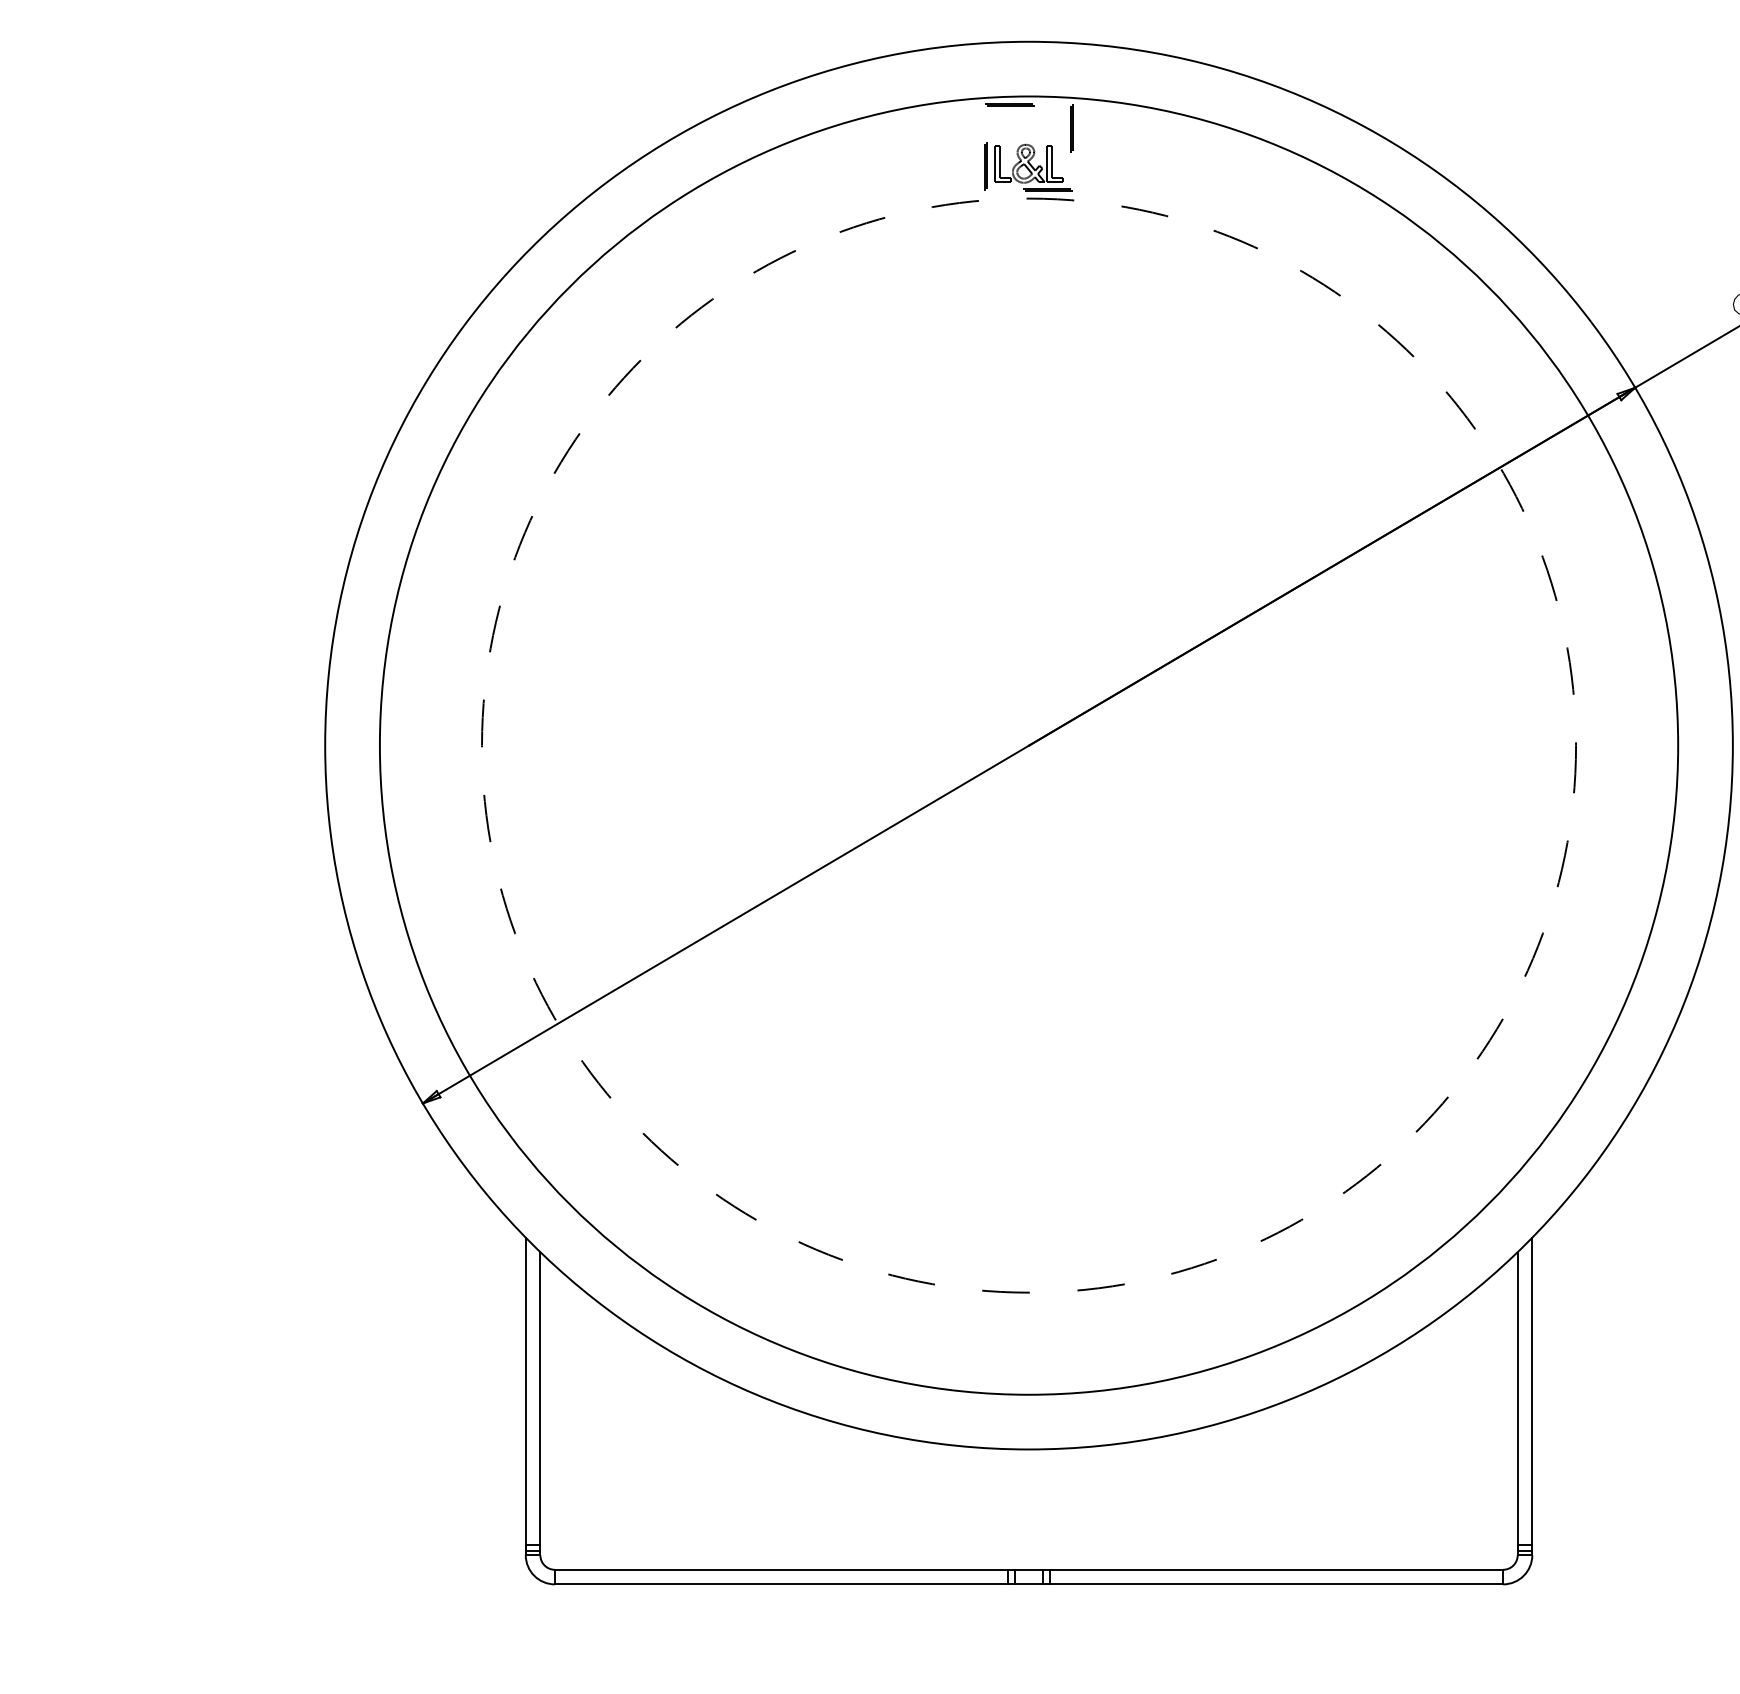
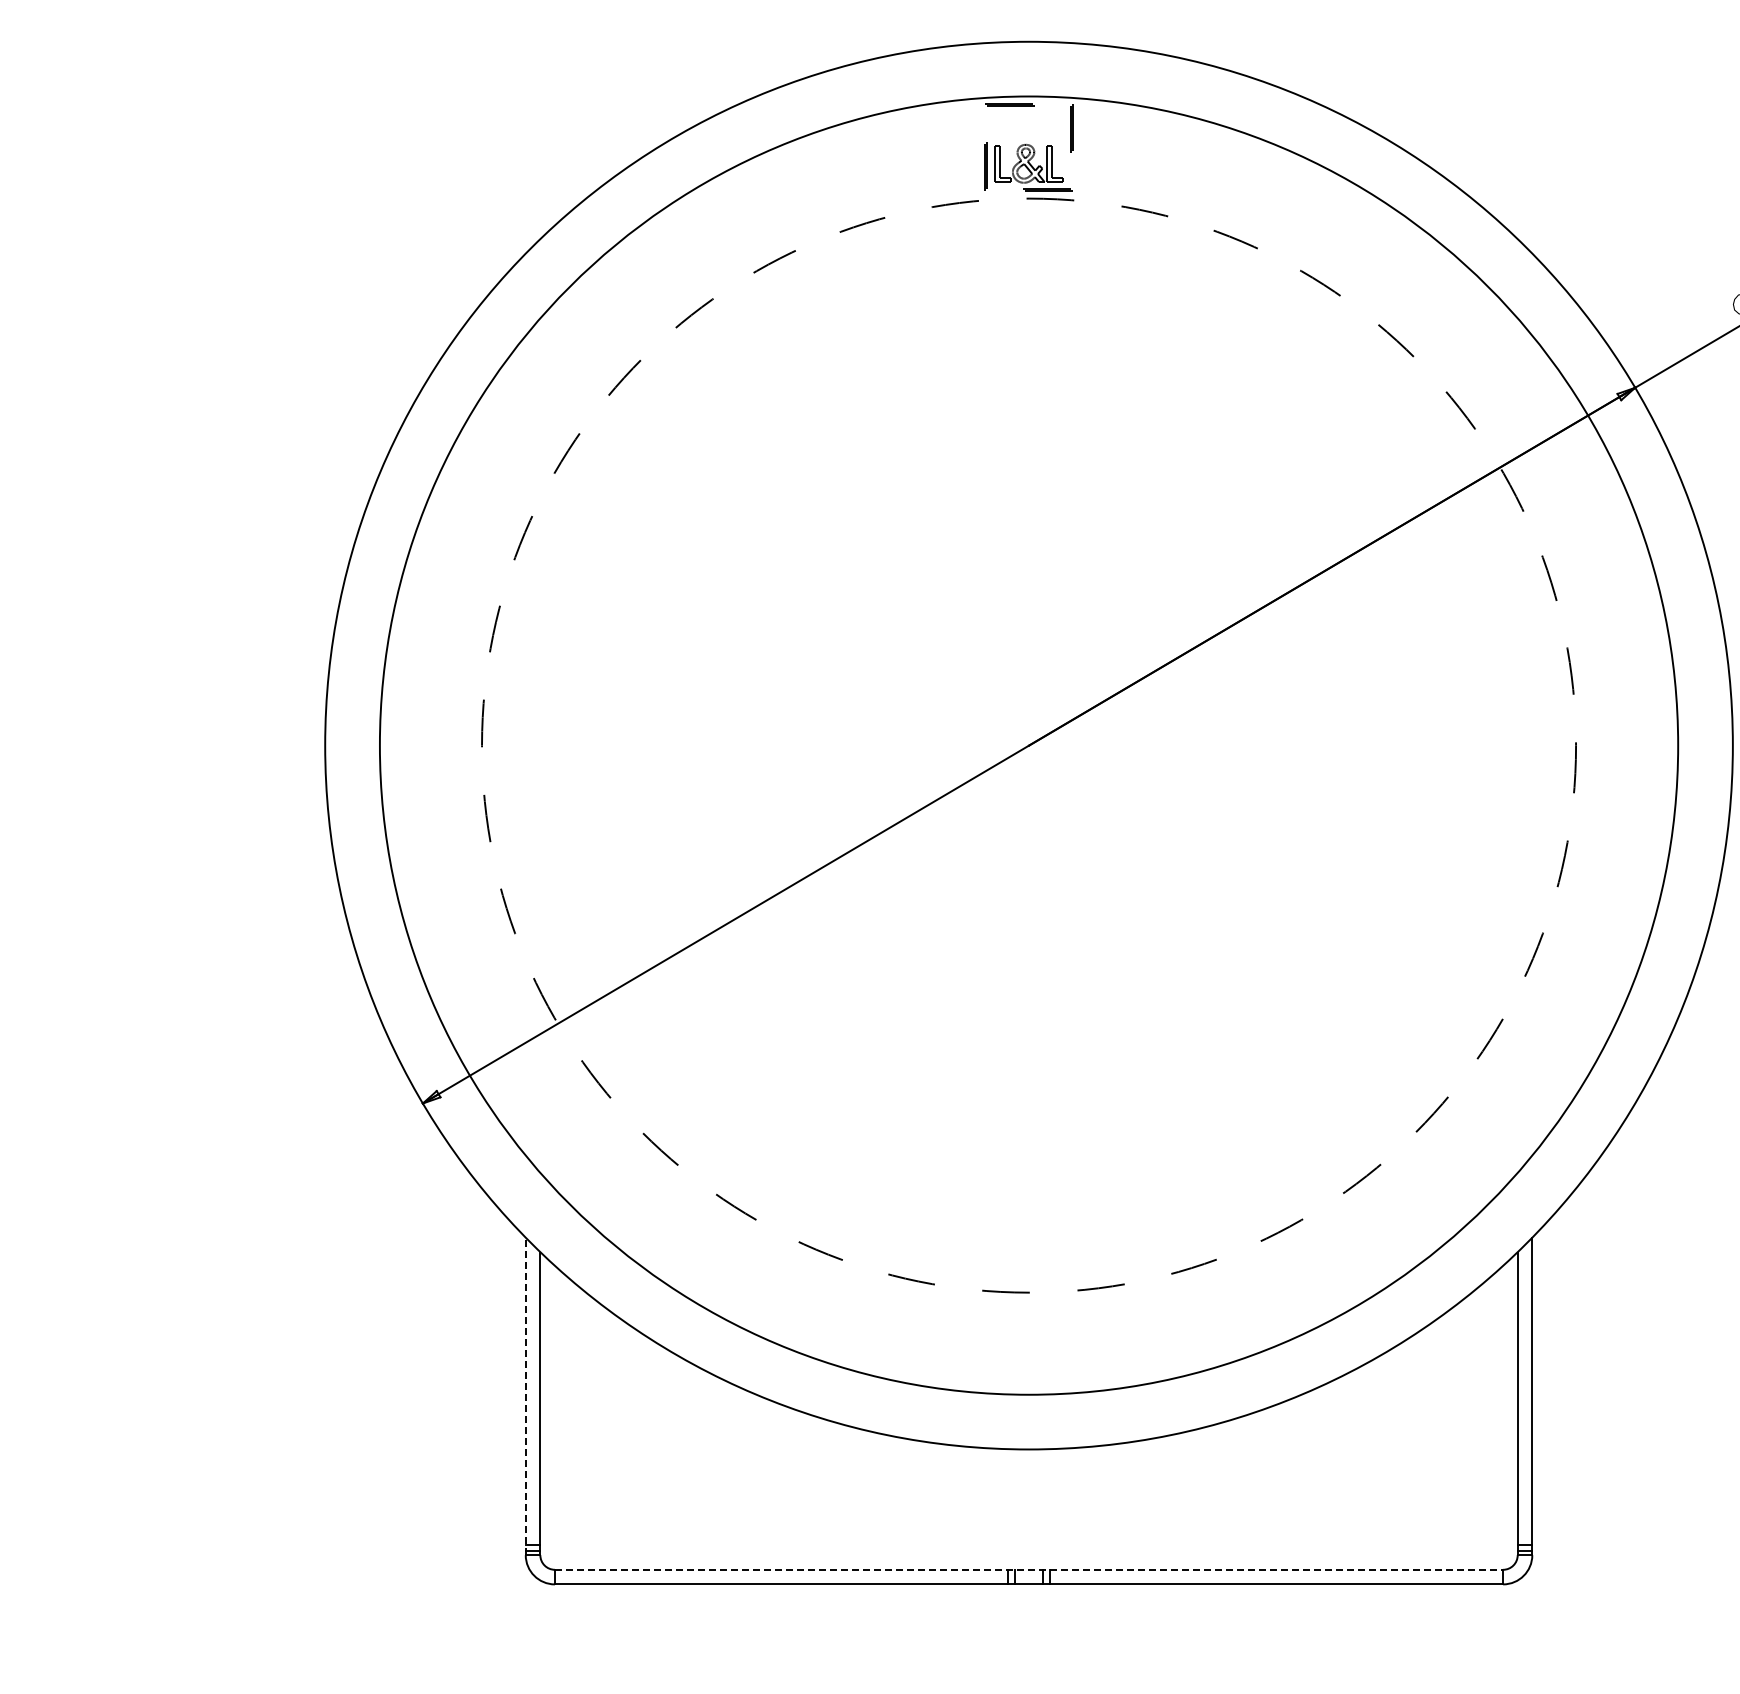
line: solid -> dashed (525, 1396)
line: solid -> dashed (1029, 1569)
